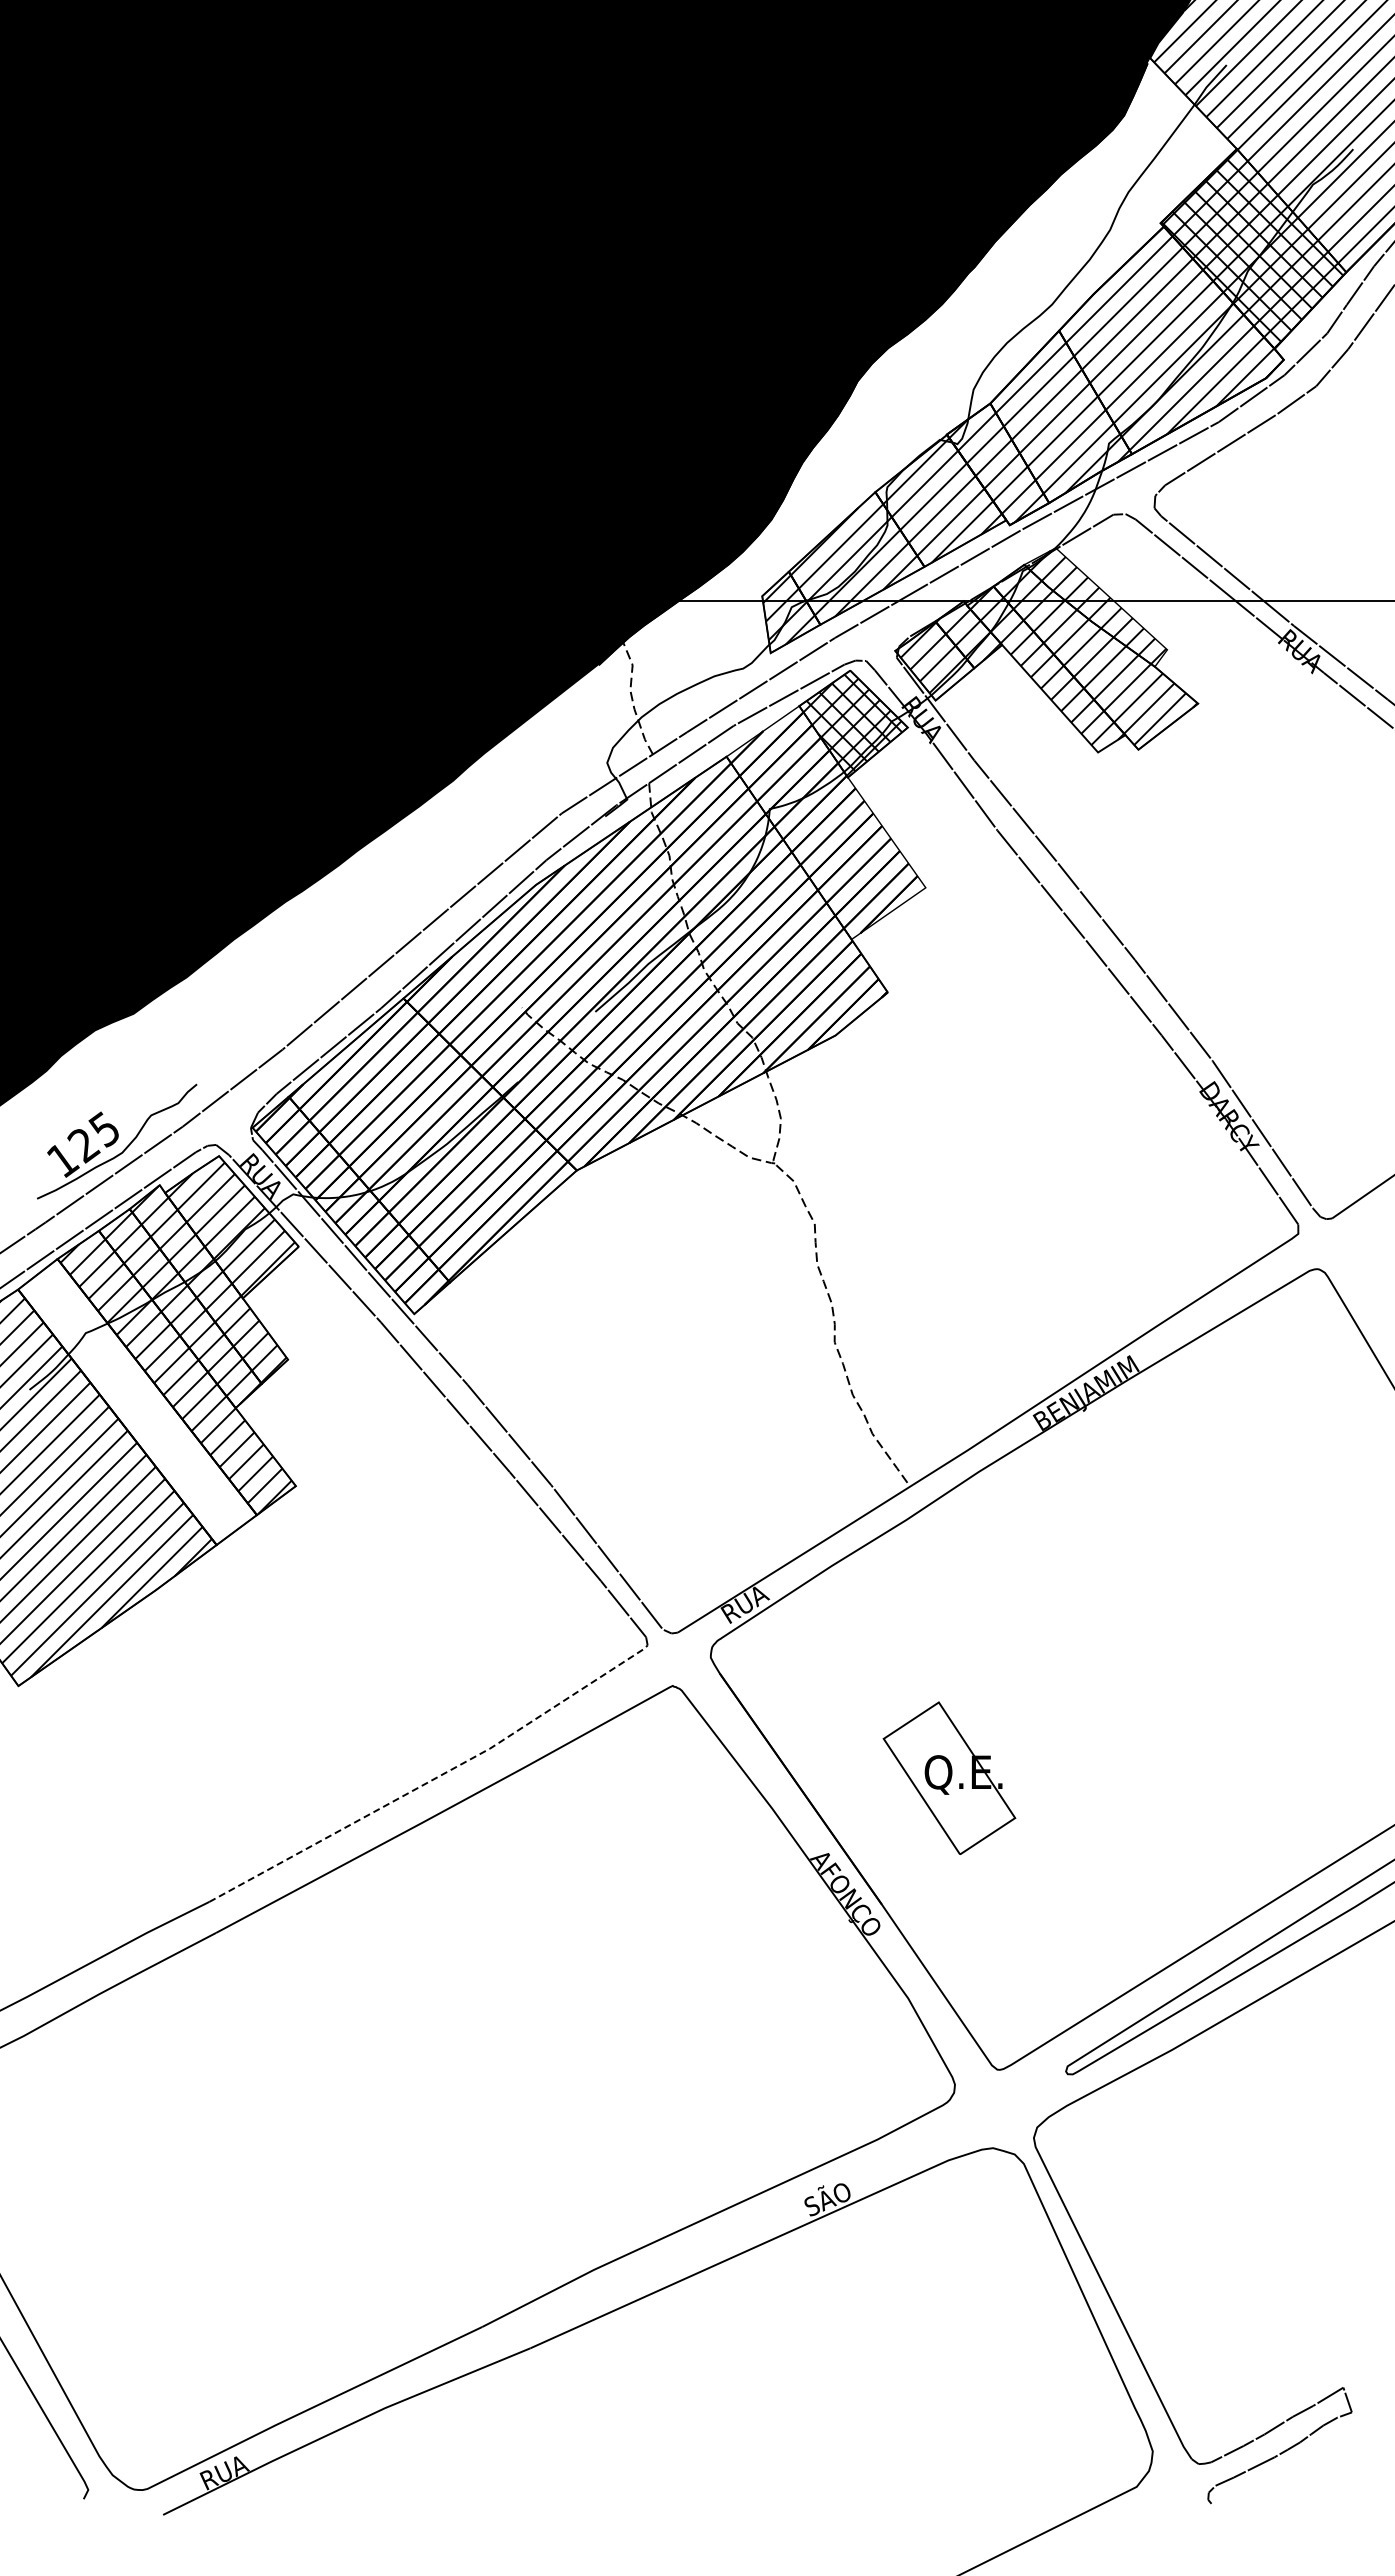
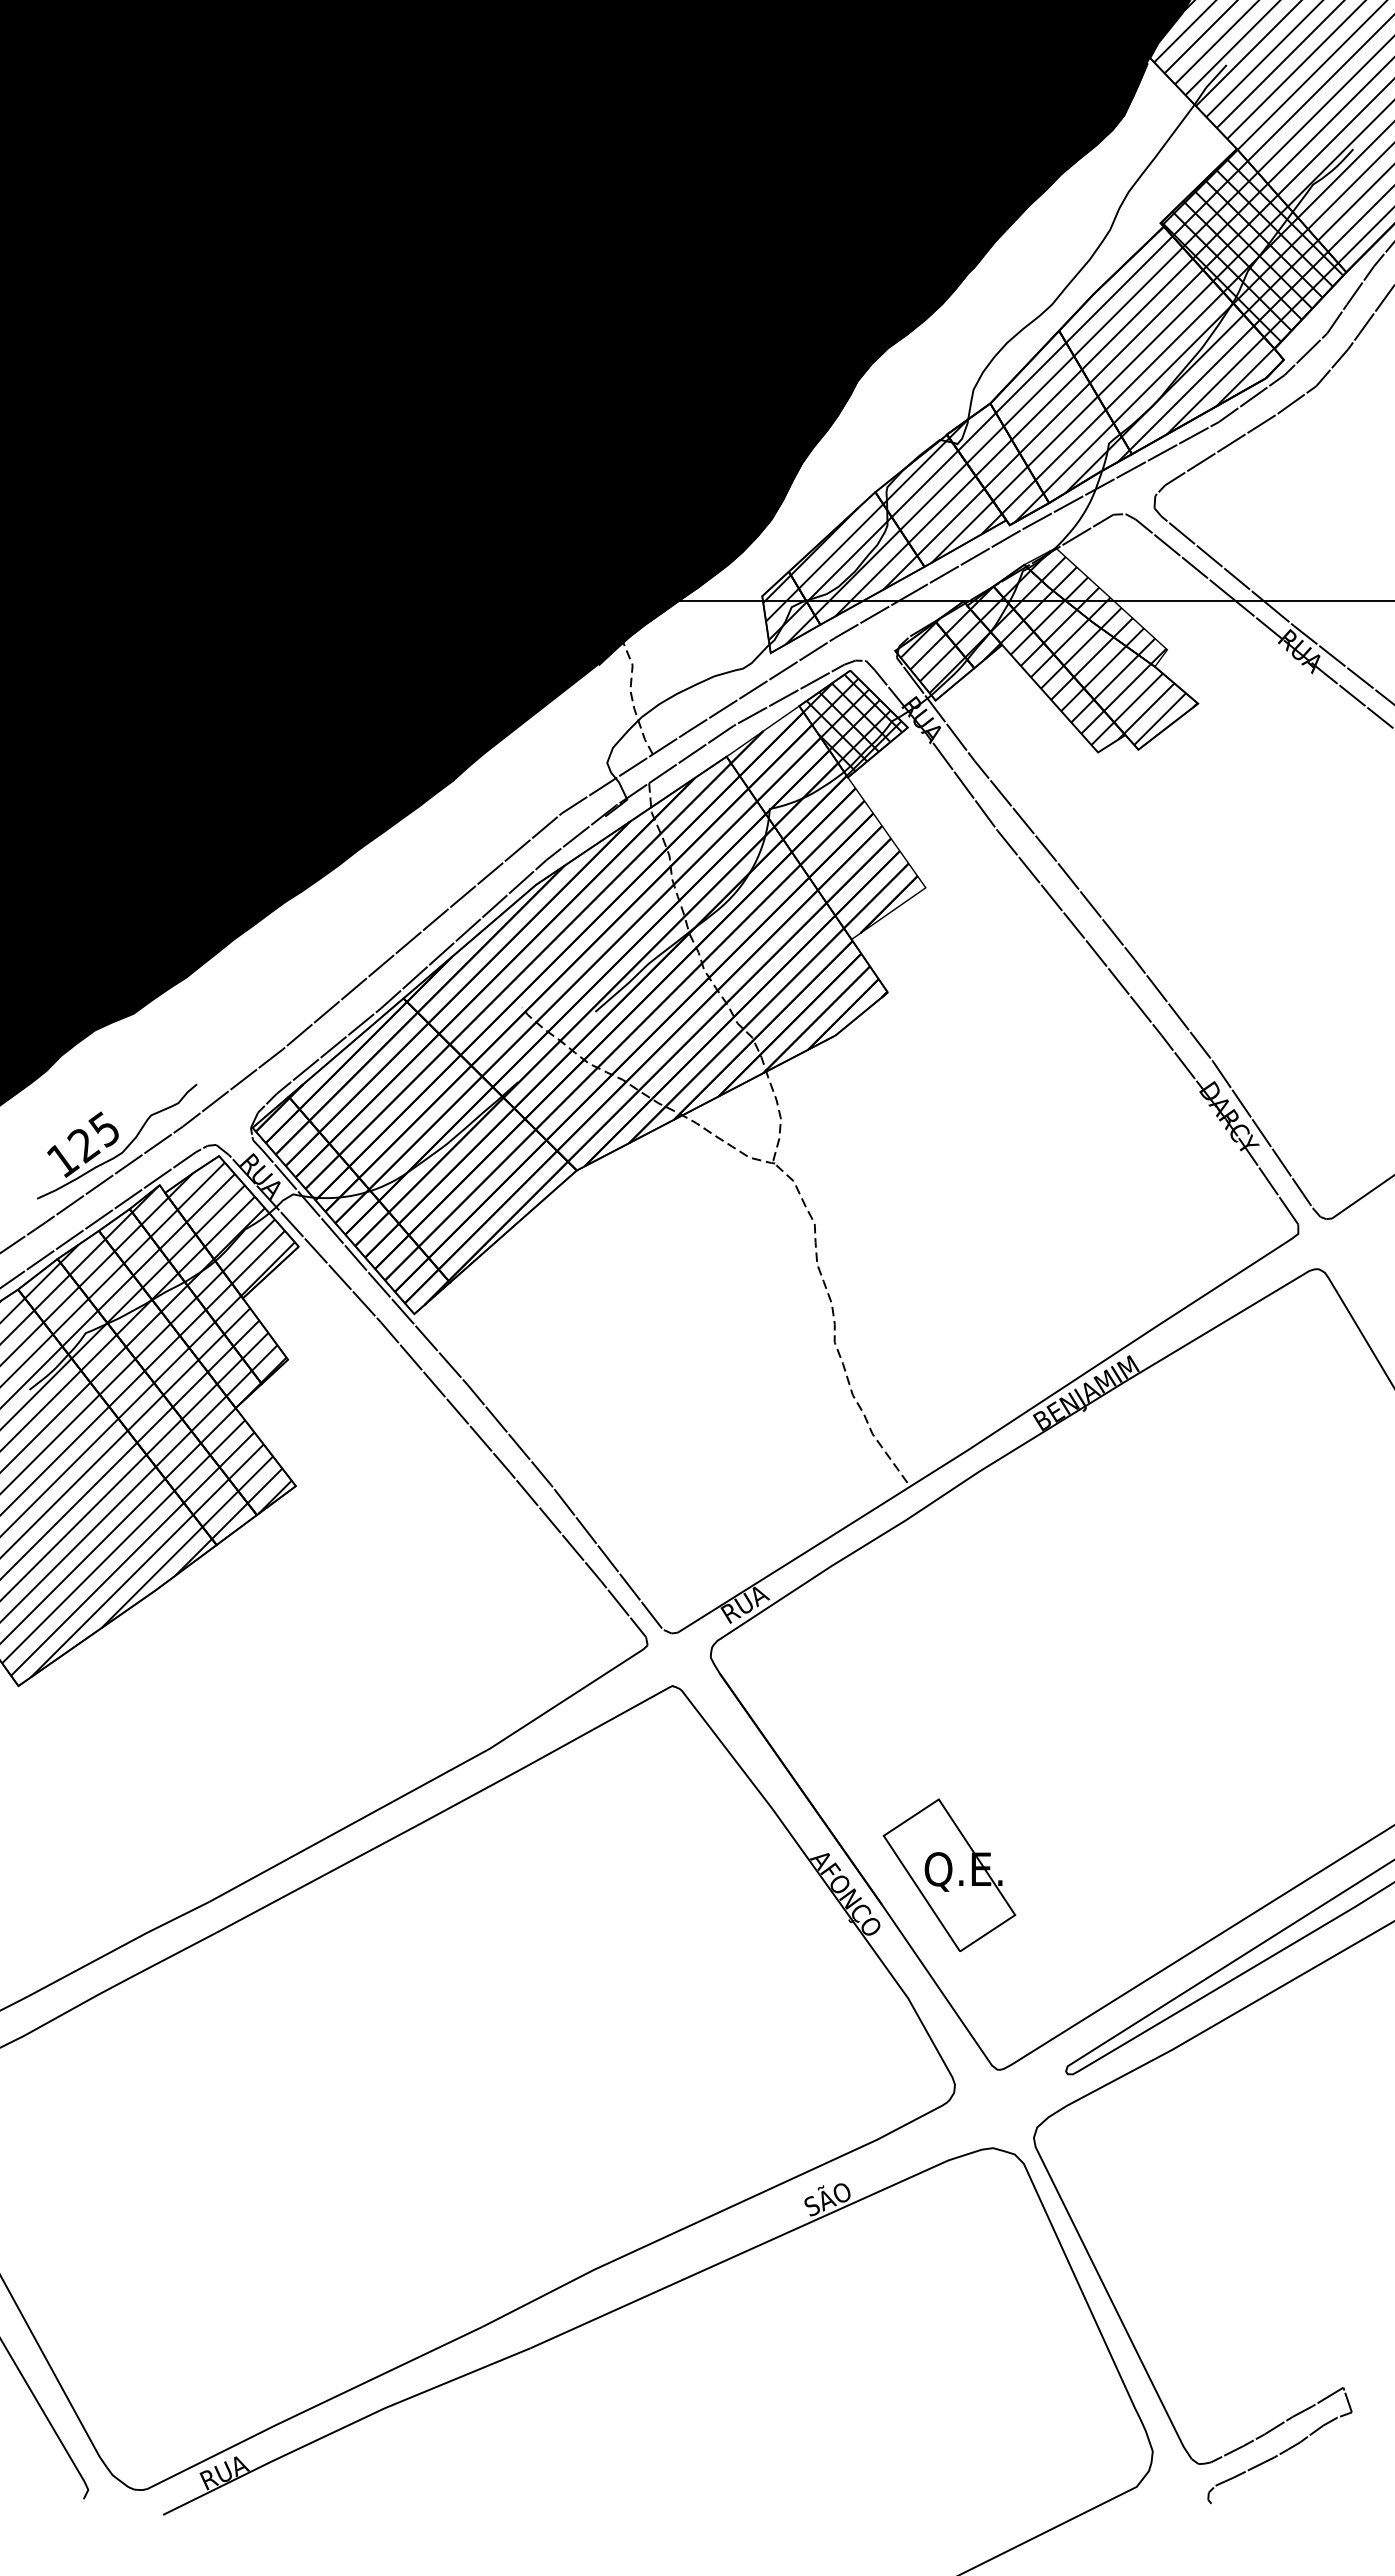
hatch: none -> present (136, 1400)
part position: (949, 1777) -> (949, 1874) (949, 1874)
line: dashed -> solid (433, 1779)
